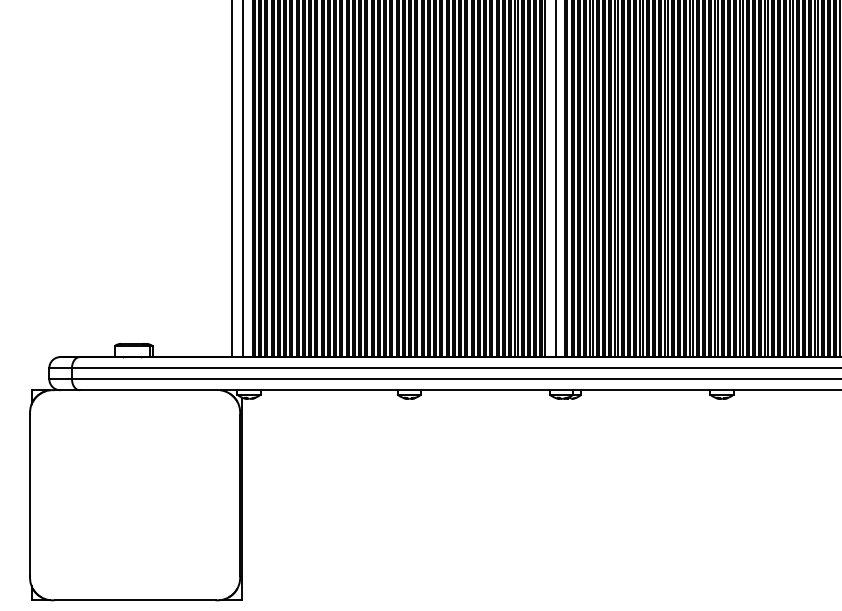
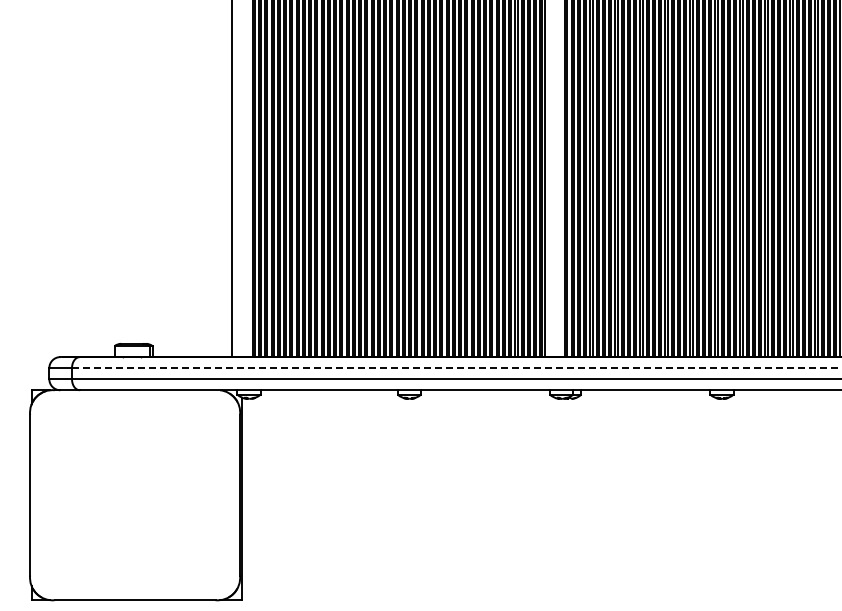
line: present -> none (243, 179)
line: present -> none (555, 179)
line: solid -> dashed (456, 368)
